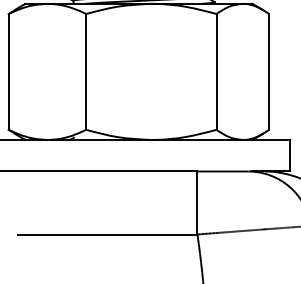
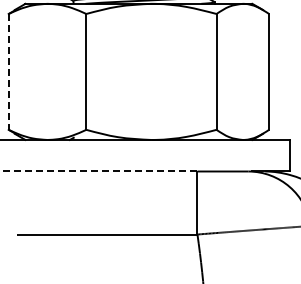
line: solid -> dashed (8, 71)
line: solid -> dashed (99, 171)
